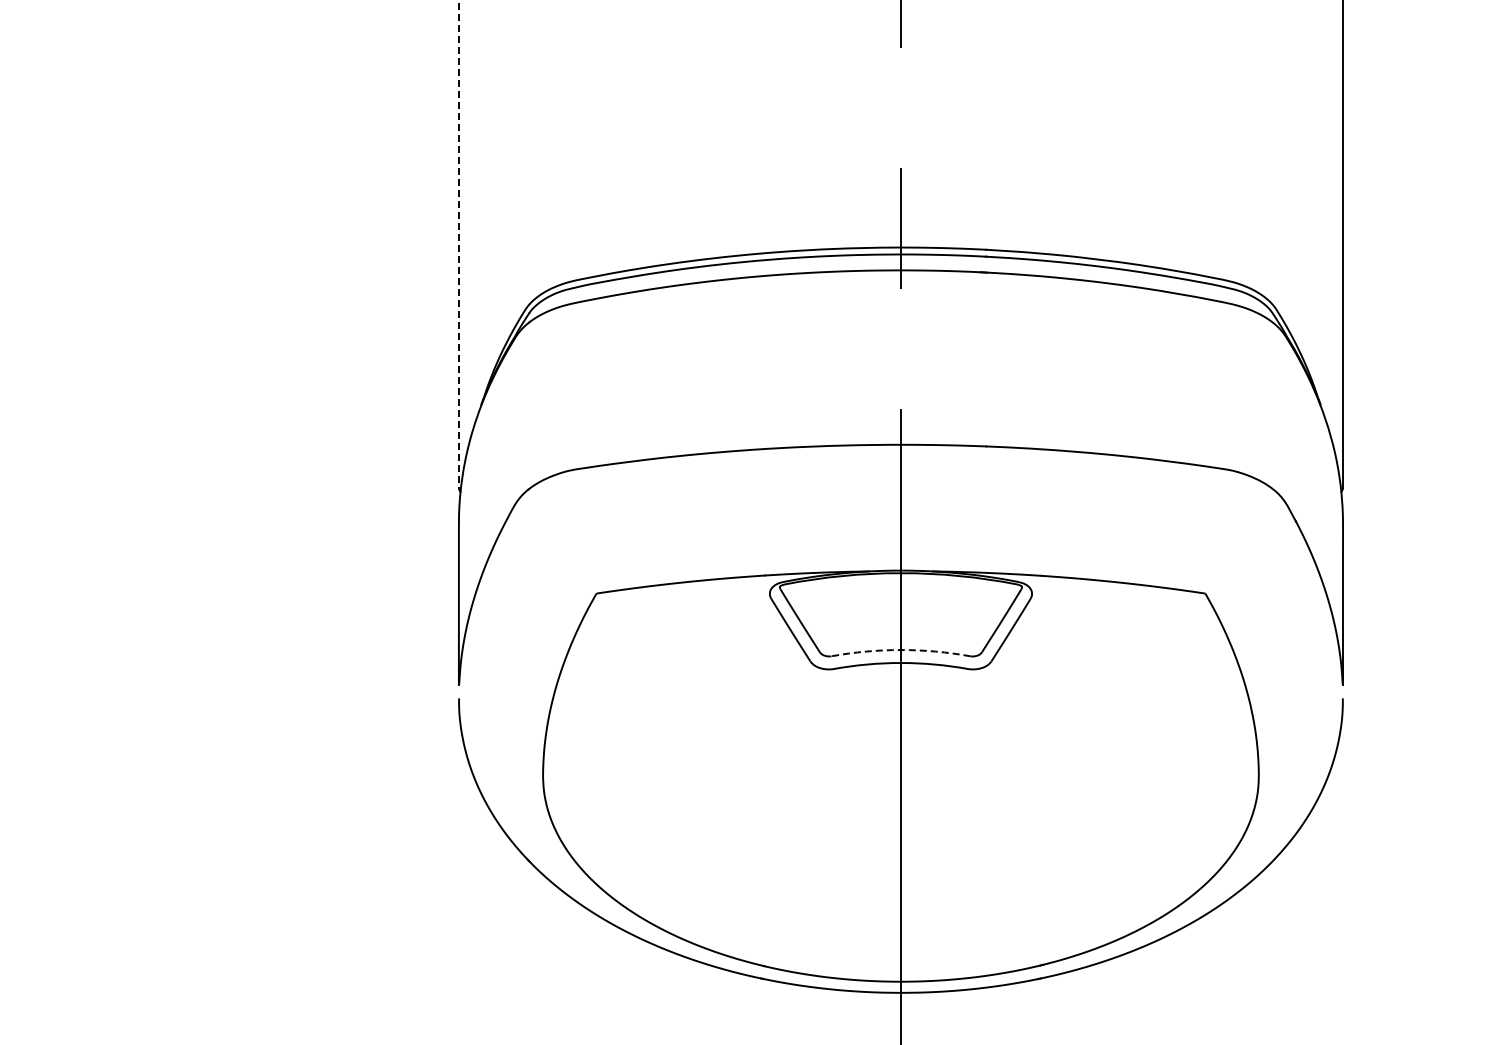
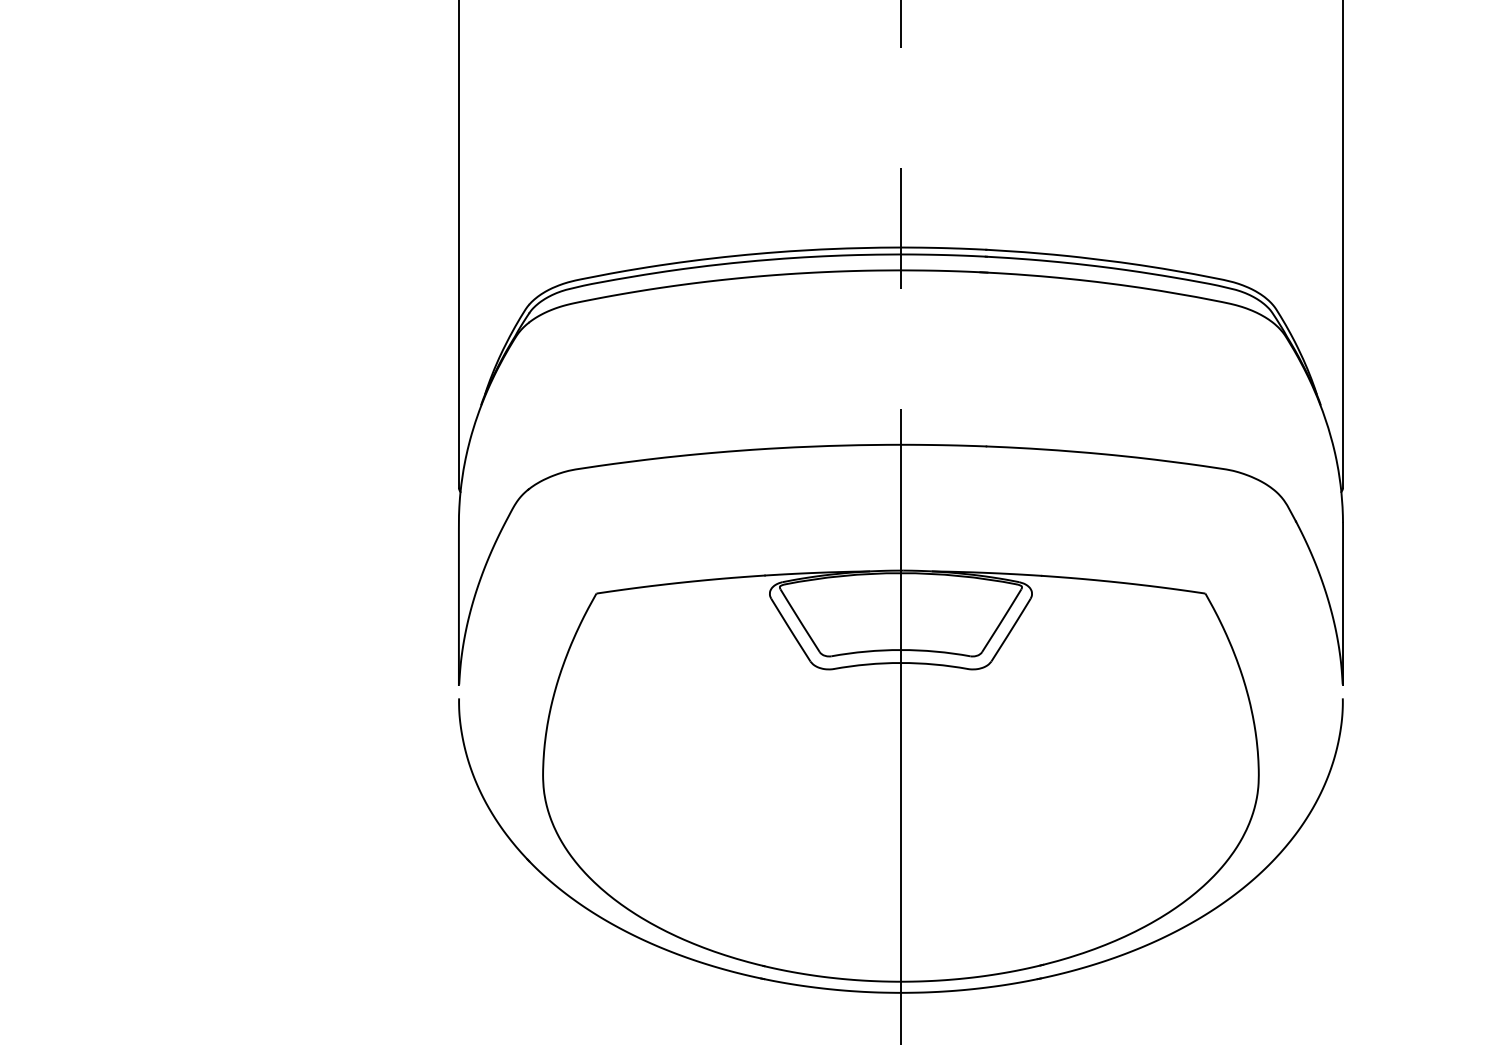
line: dashed -> solid (458, 244)
arc: dashed -> solid (900, 650)
